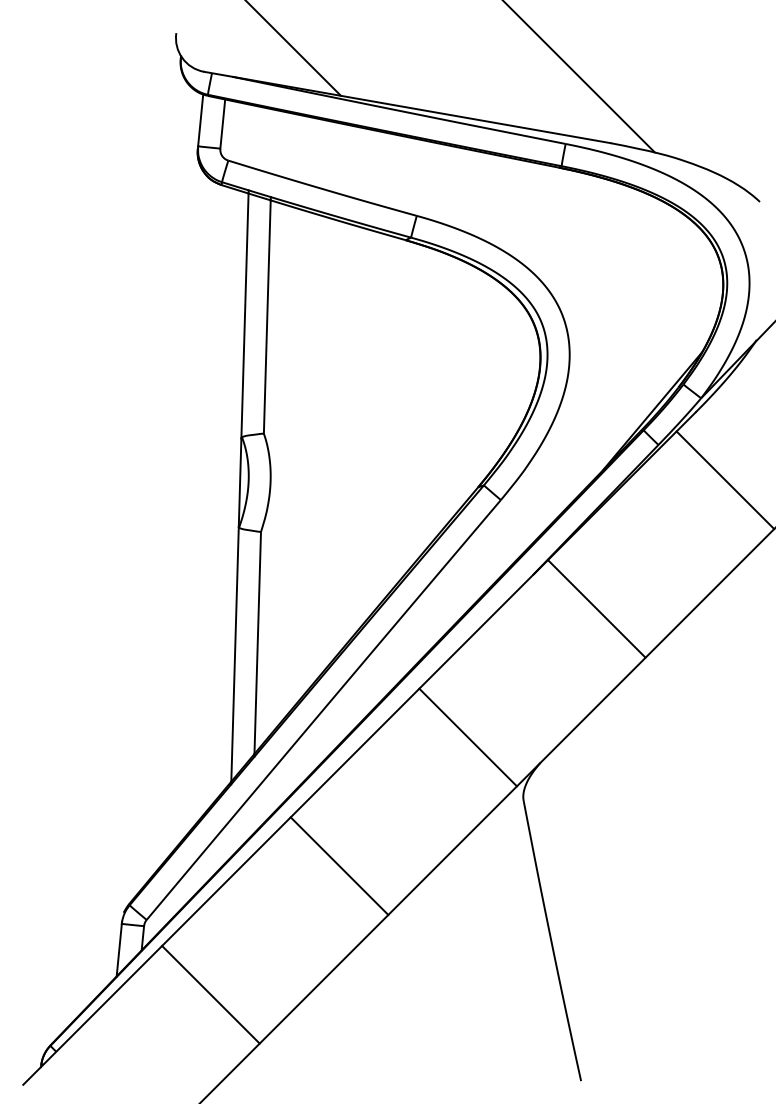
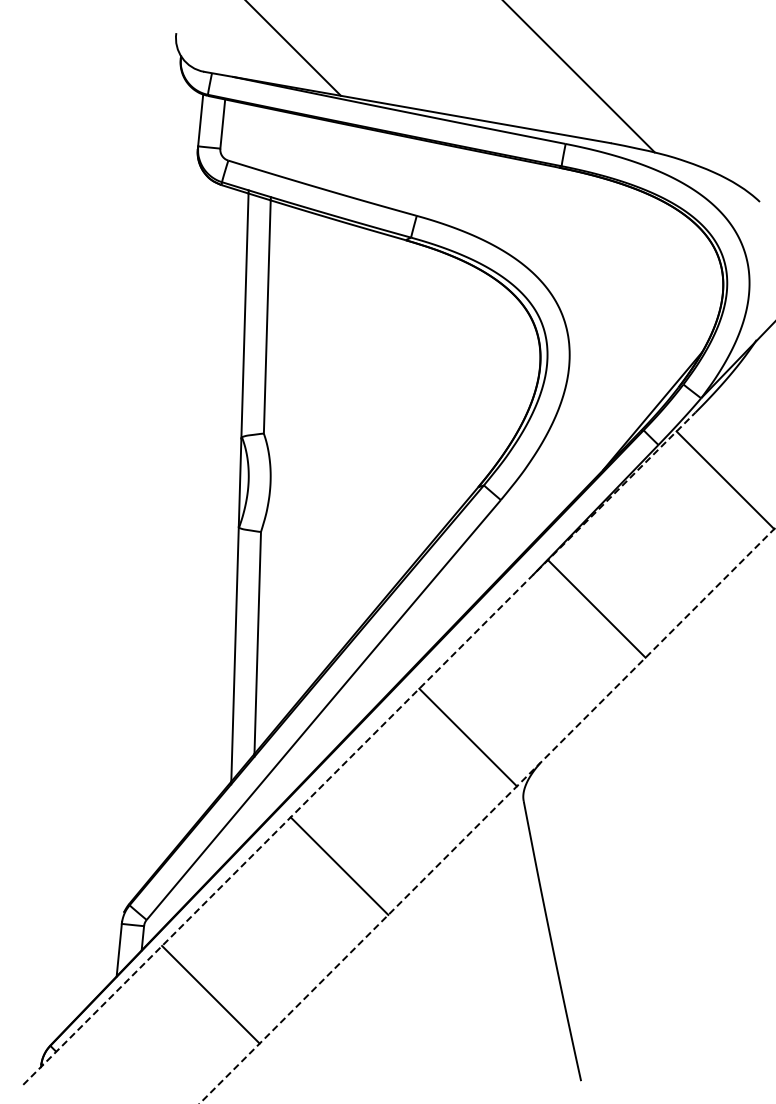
line: solid -> dashed (359, 748)
line: solid -> dashed (487, 815)
